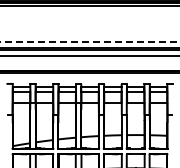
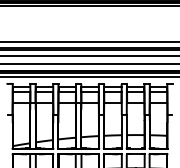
line: dashed -> solid (90, 42)
line: none -> present (89, 64)
line: none -> present (89, 76)
